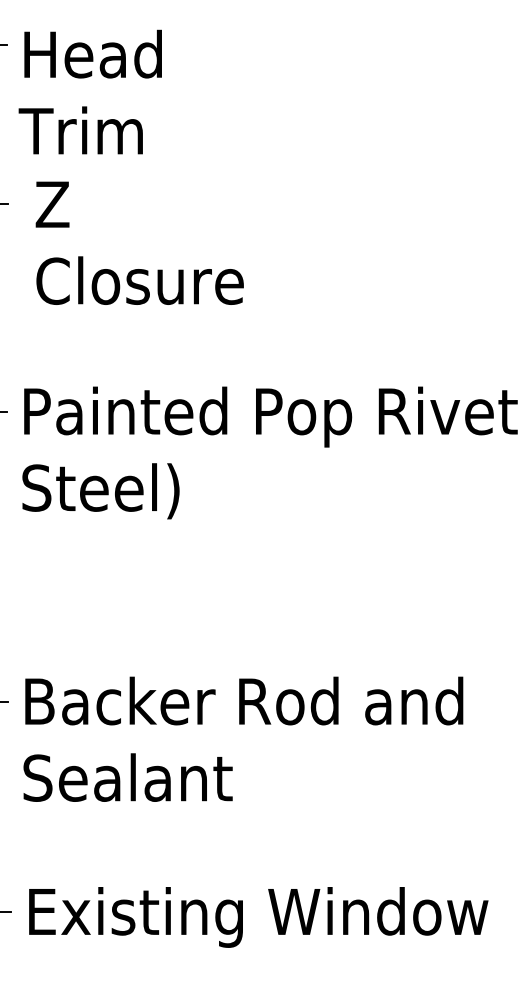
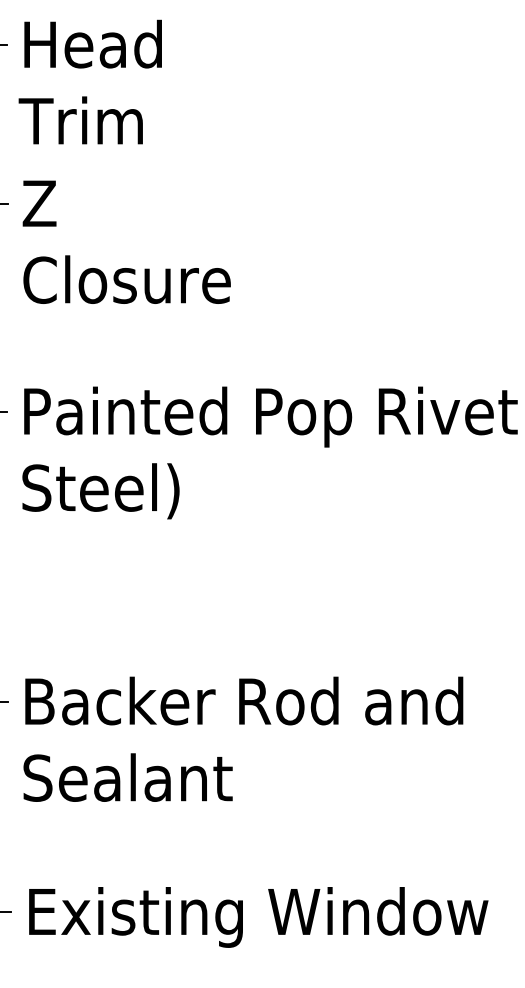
text position: (89, 91) -> (89, 81) (89, 81)
text position: (139, 242) -> (126, 241) (126, 241)
